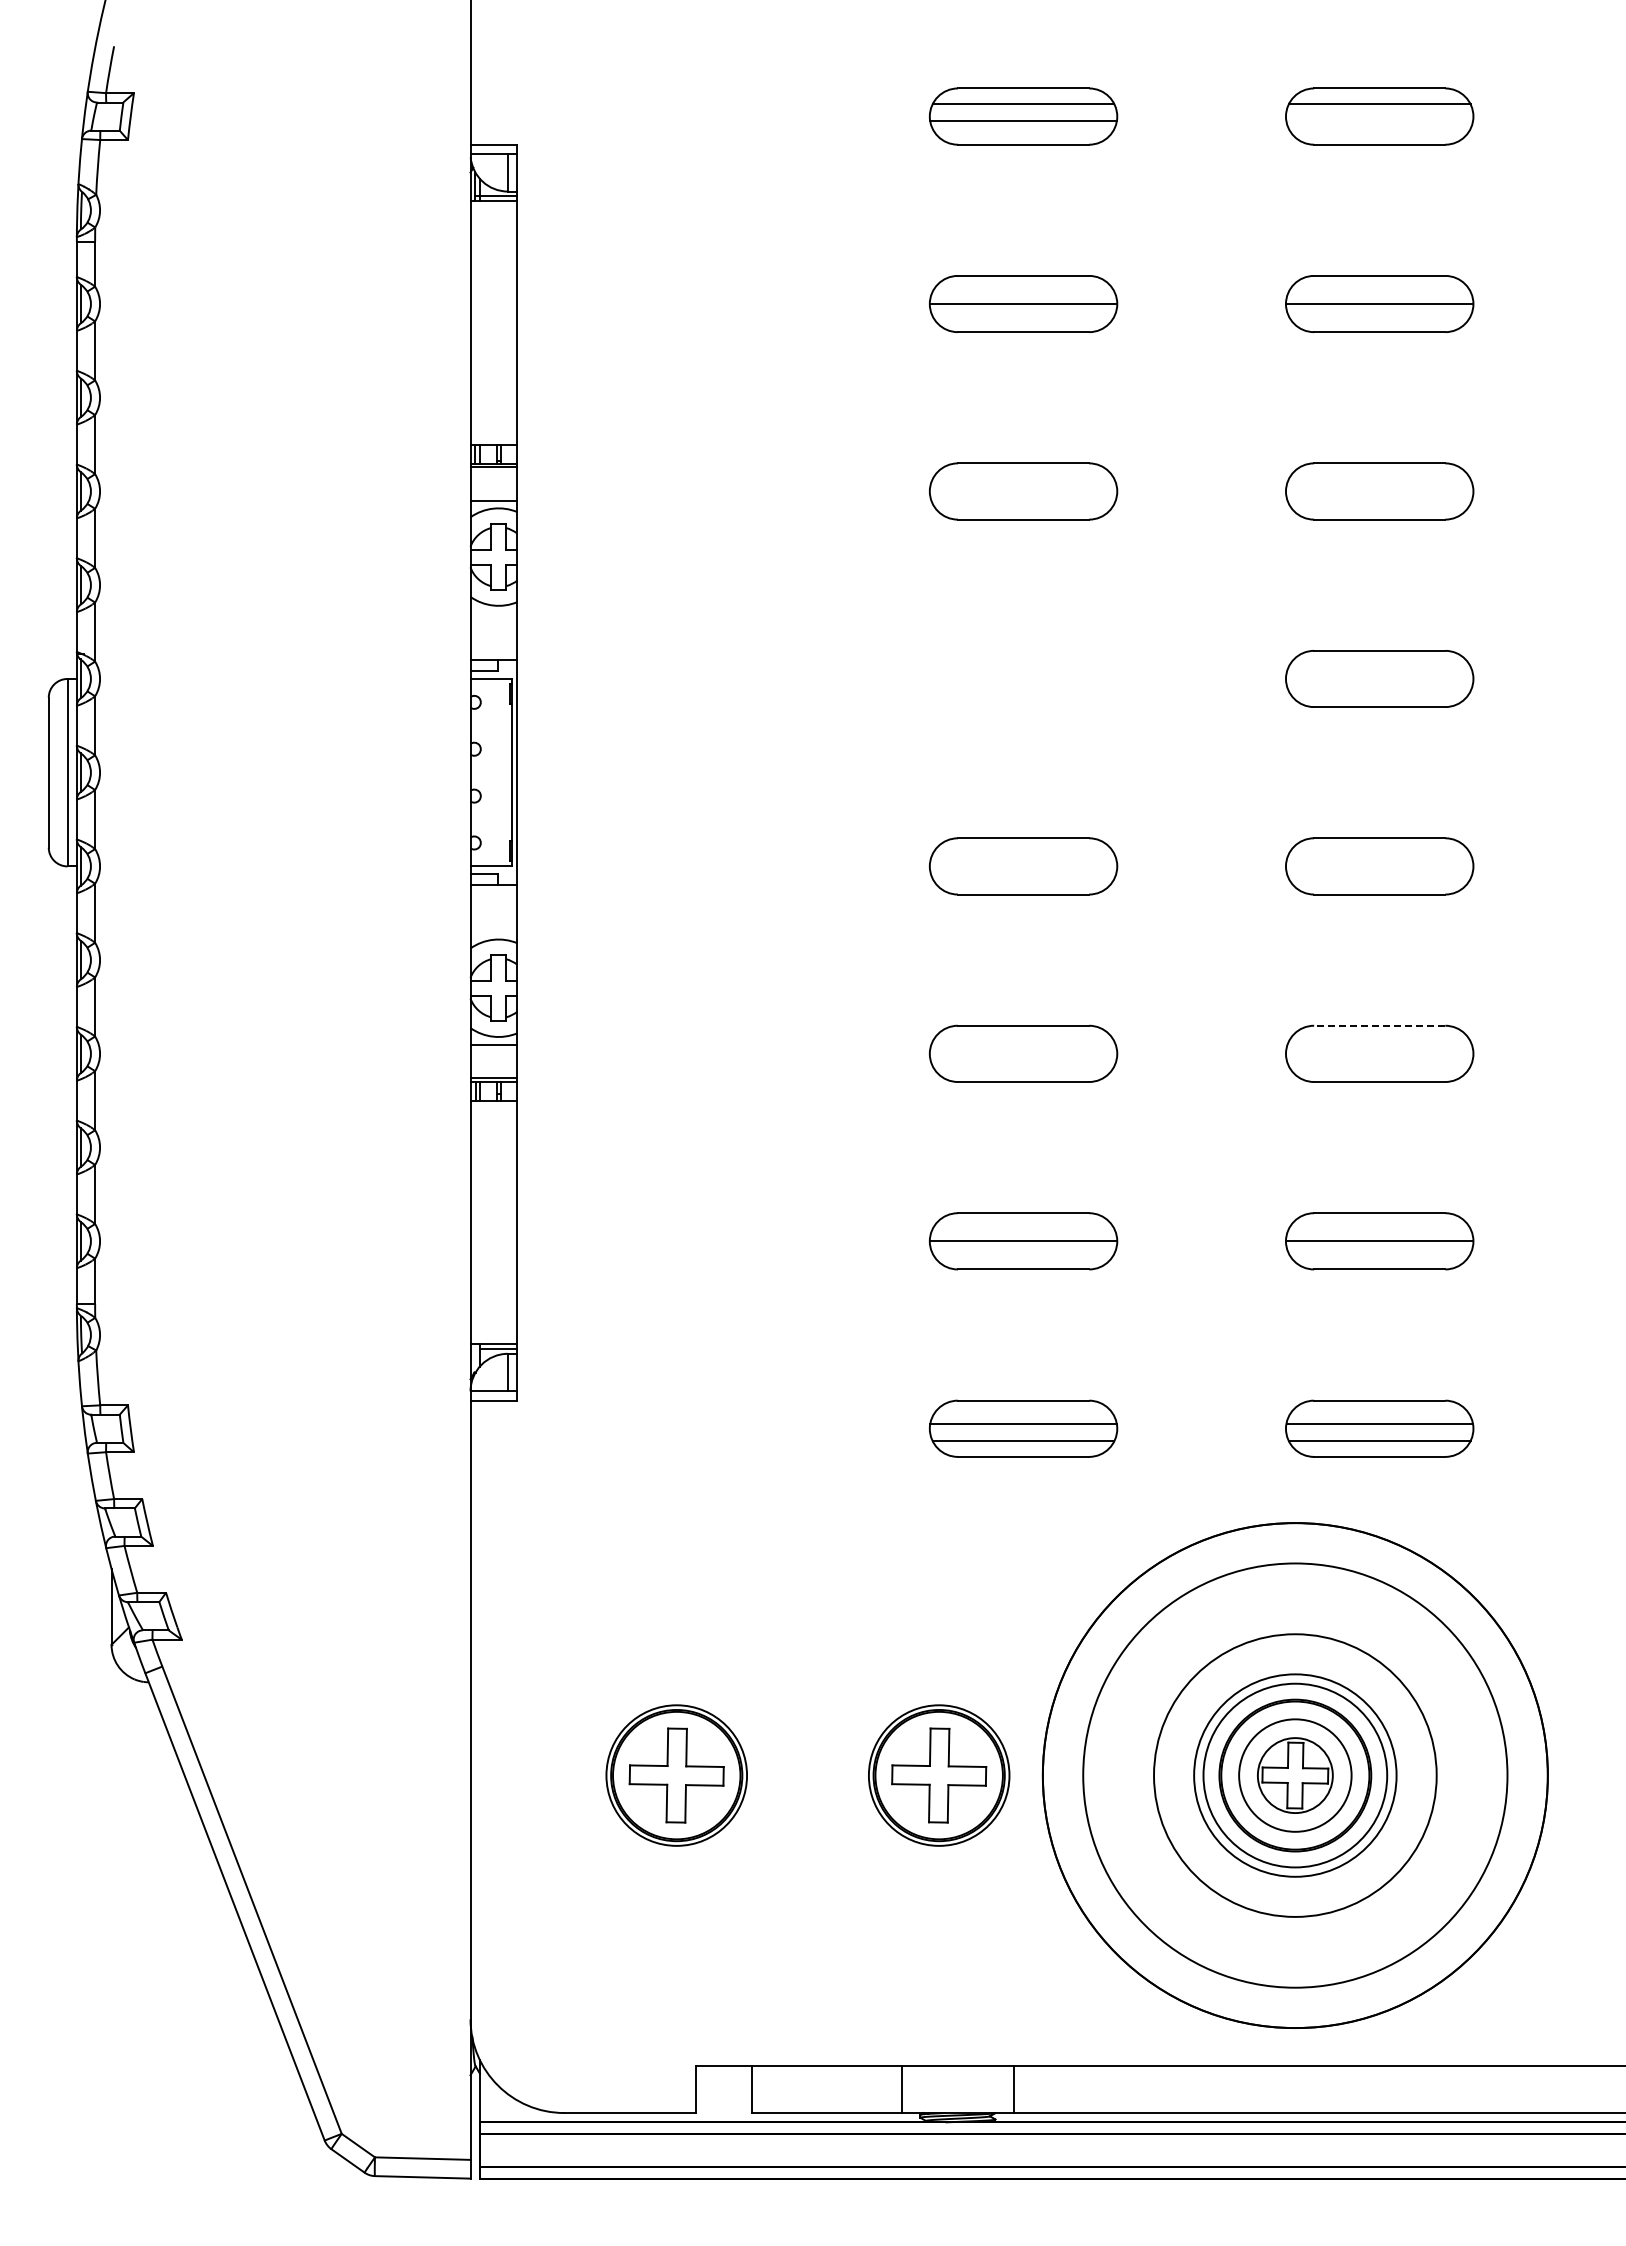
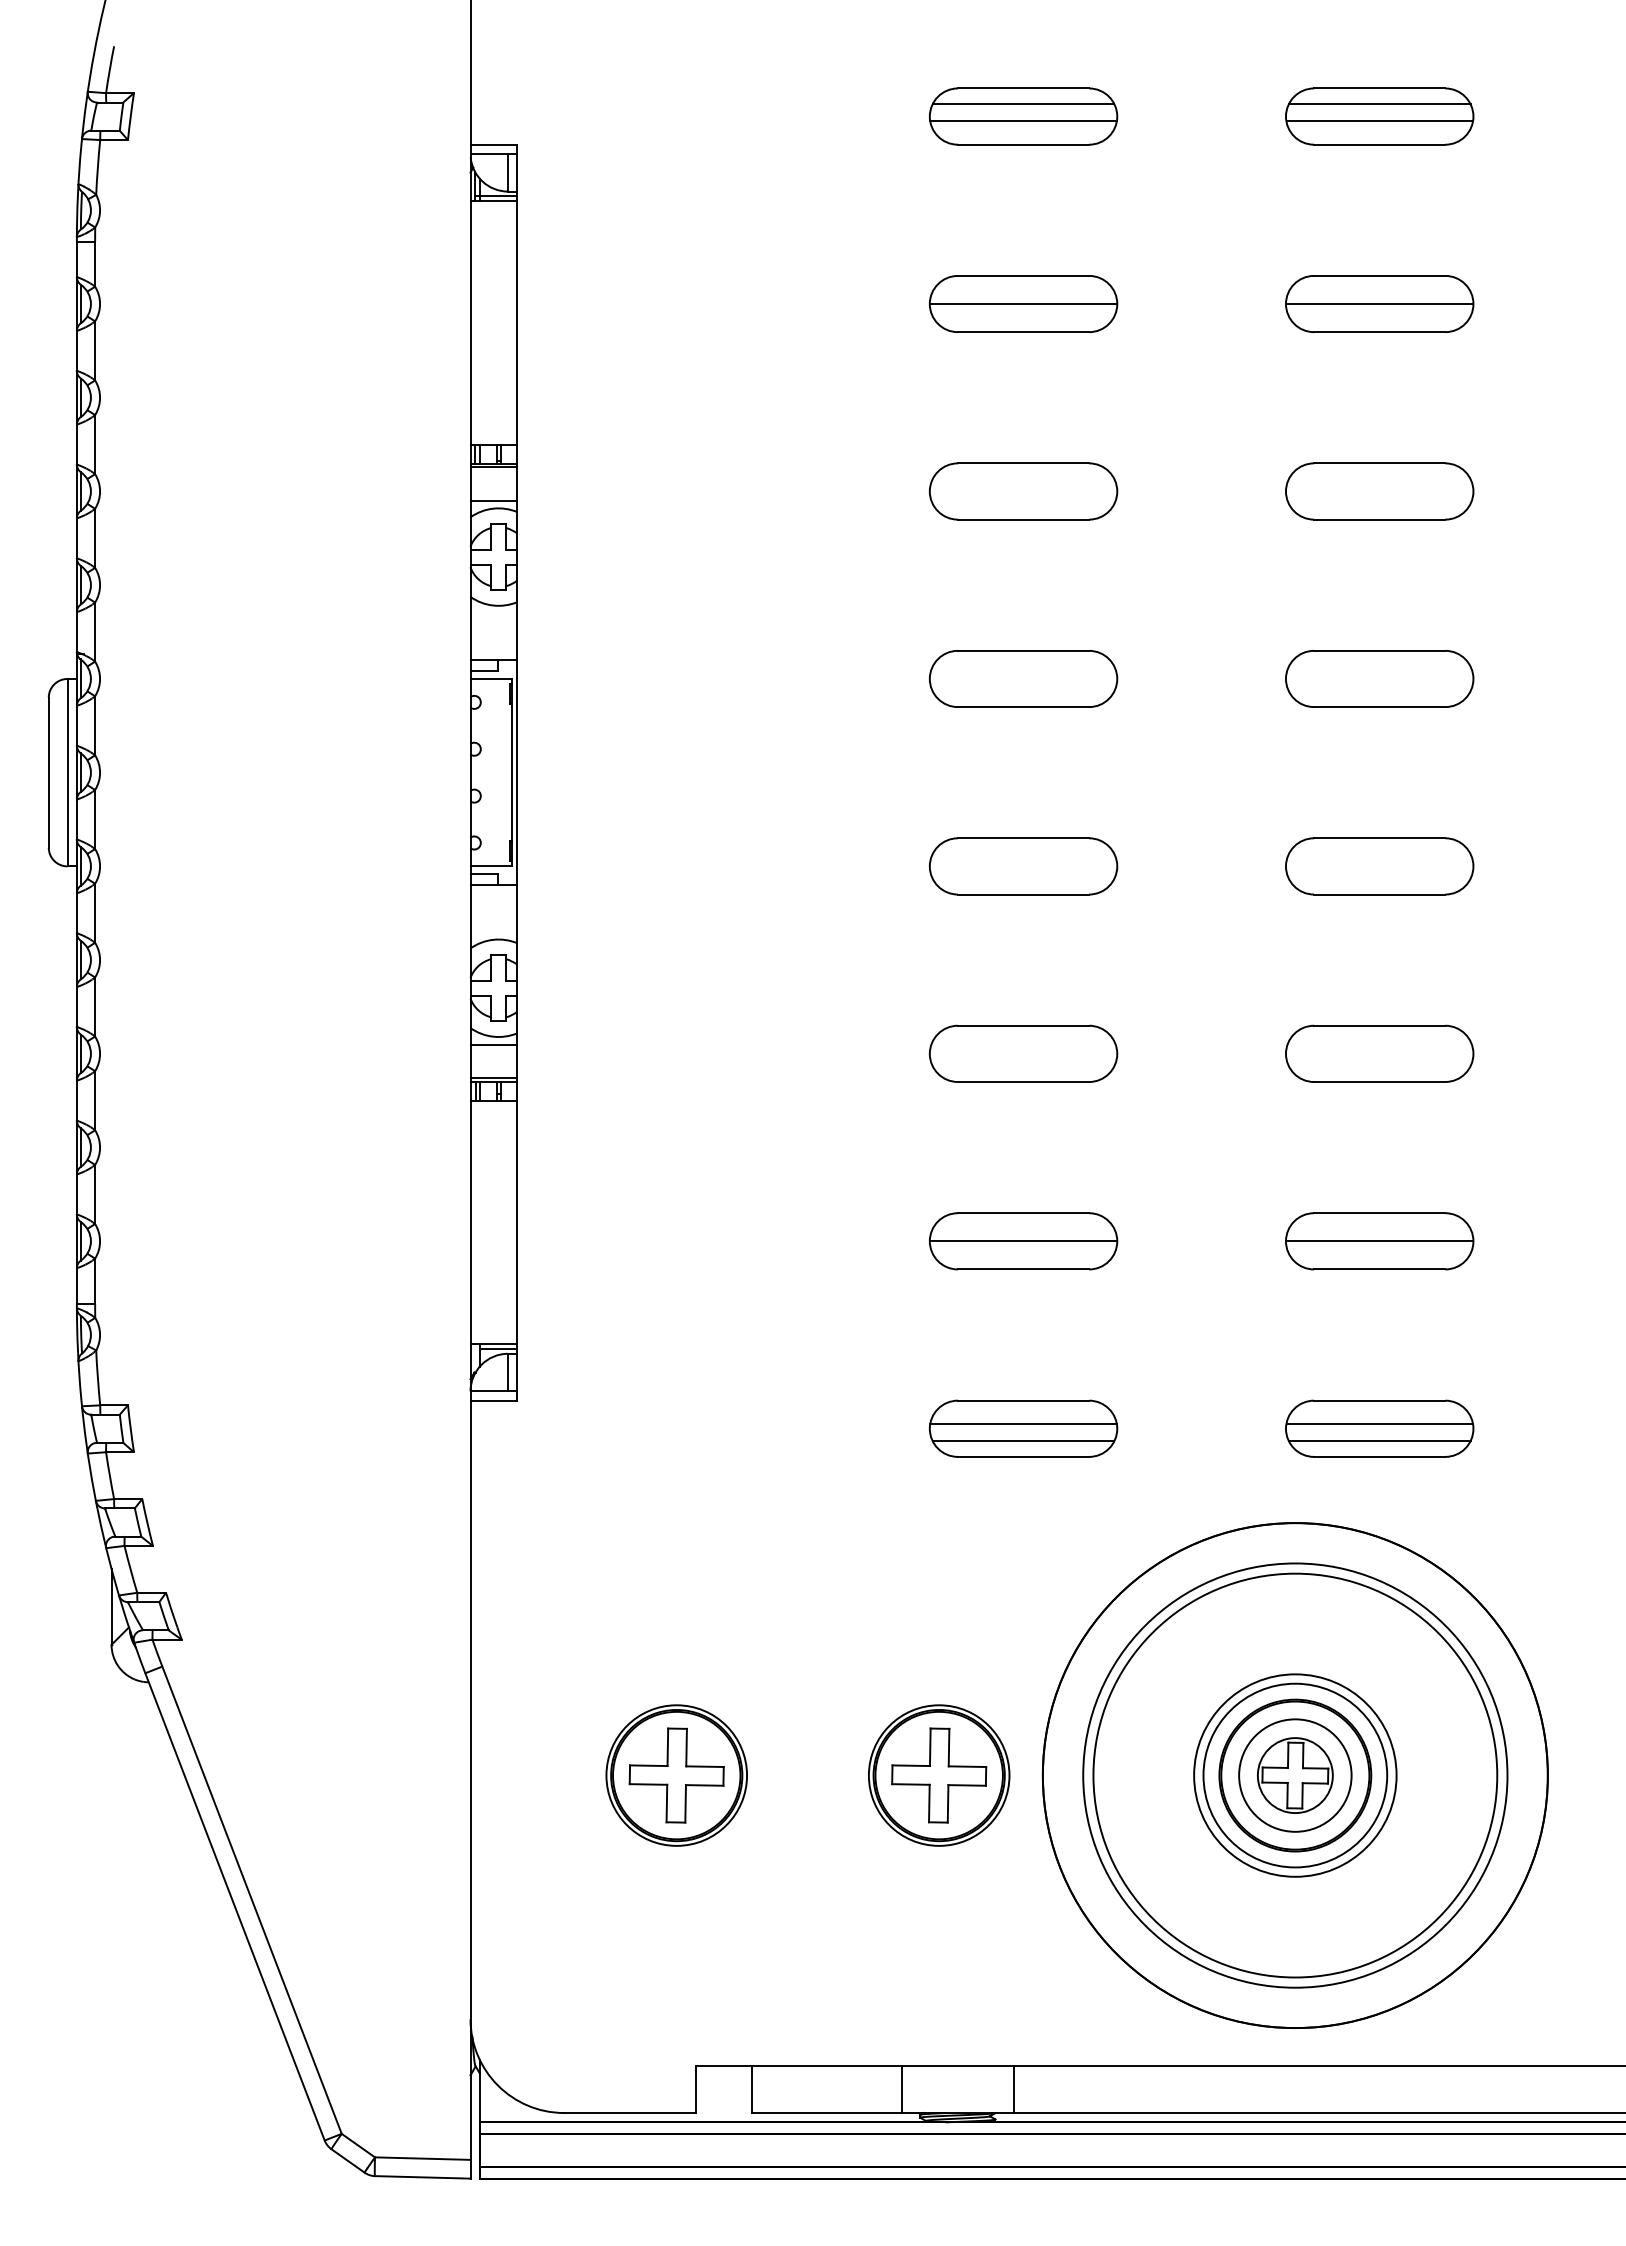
line: none -> present (1379, 121)
part: none -> present (1023, 678)
line: dashed -> solid (1379, 1025)
circle diameter: 283 px -> 404 px (1295, 1775)
